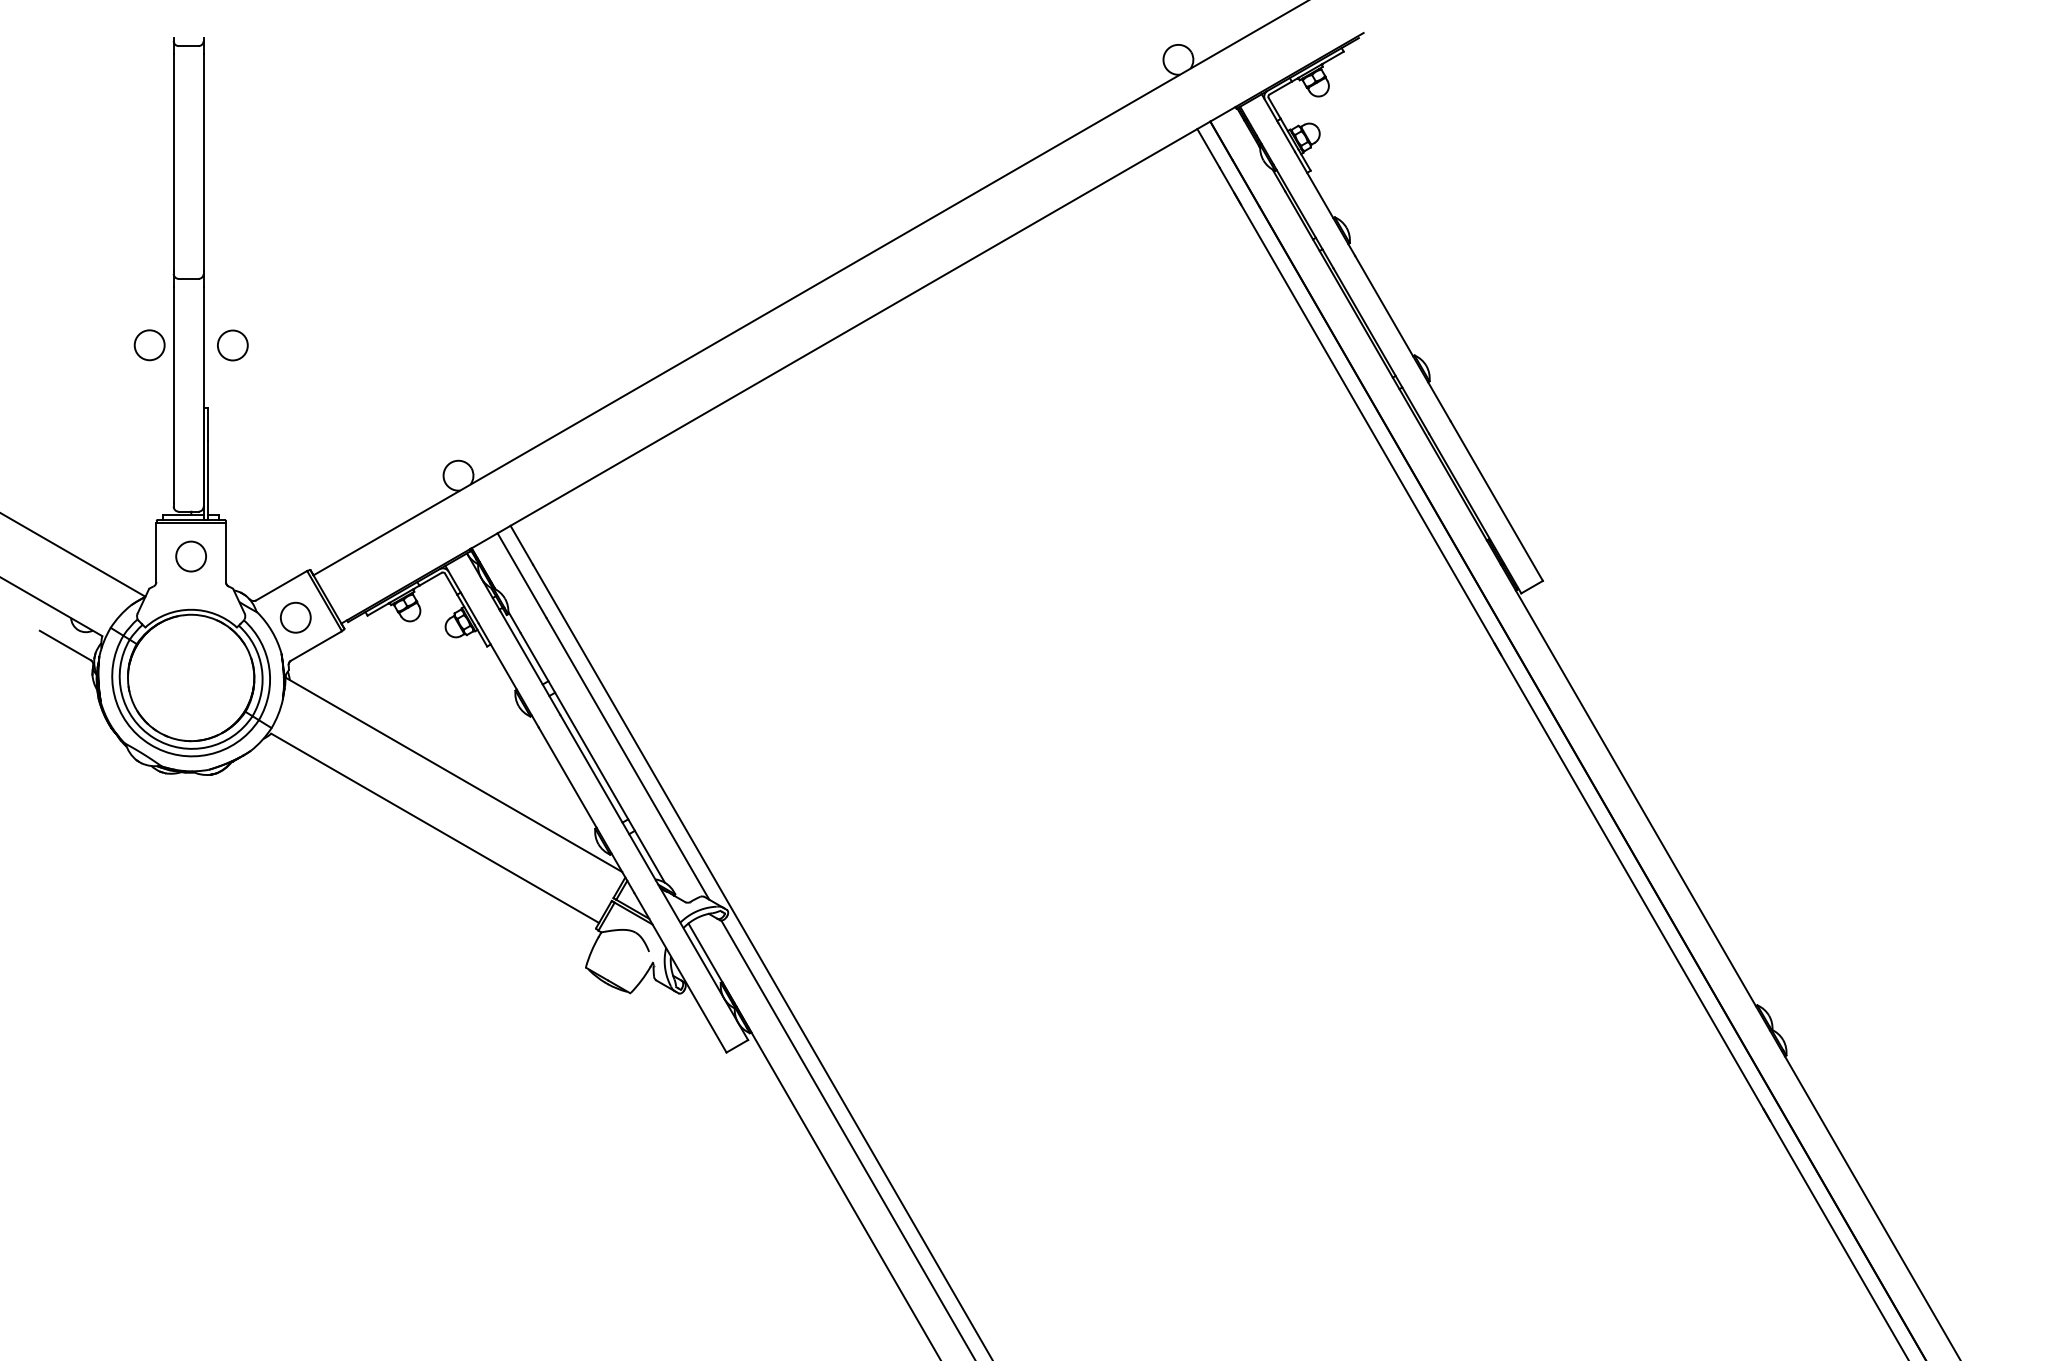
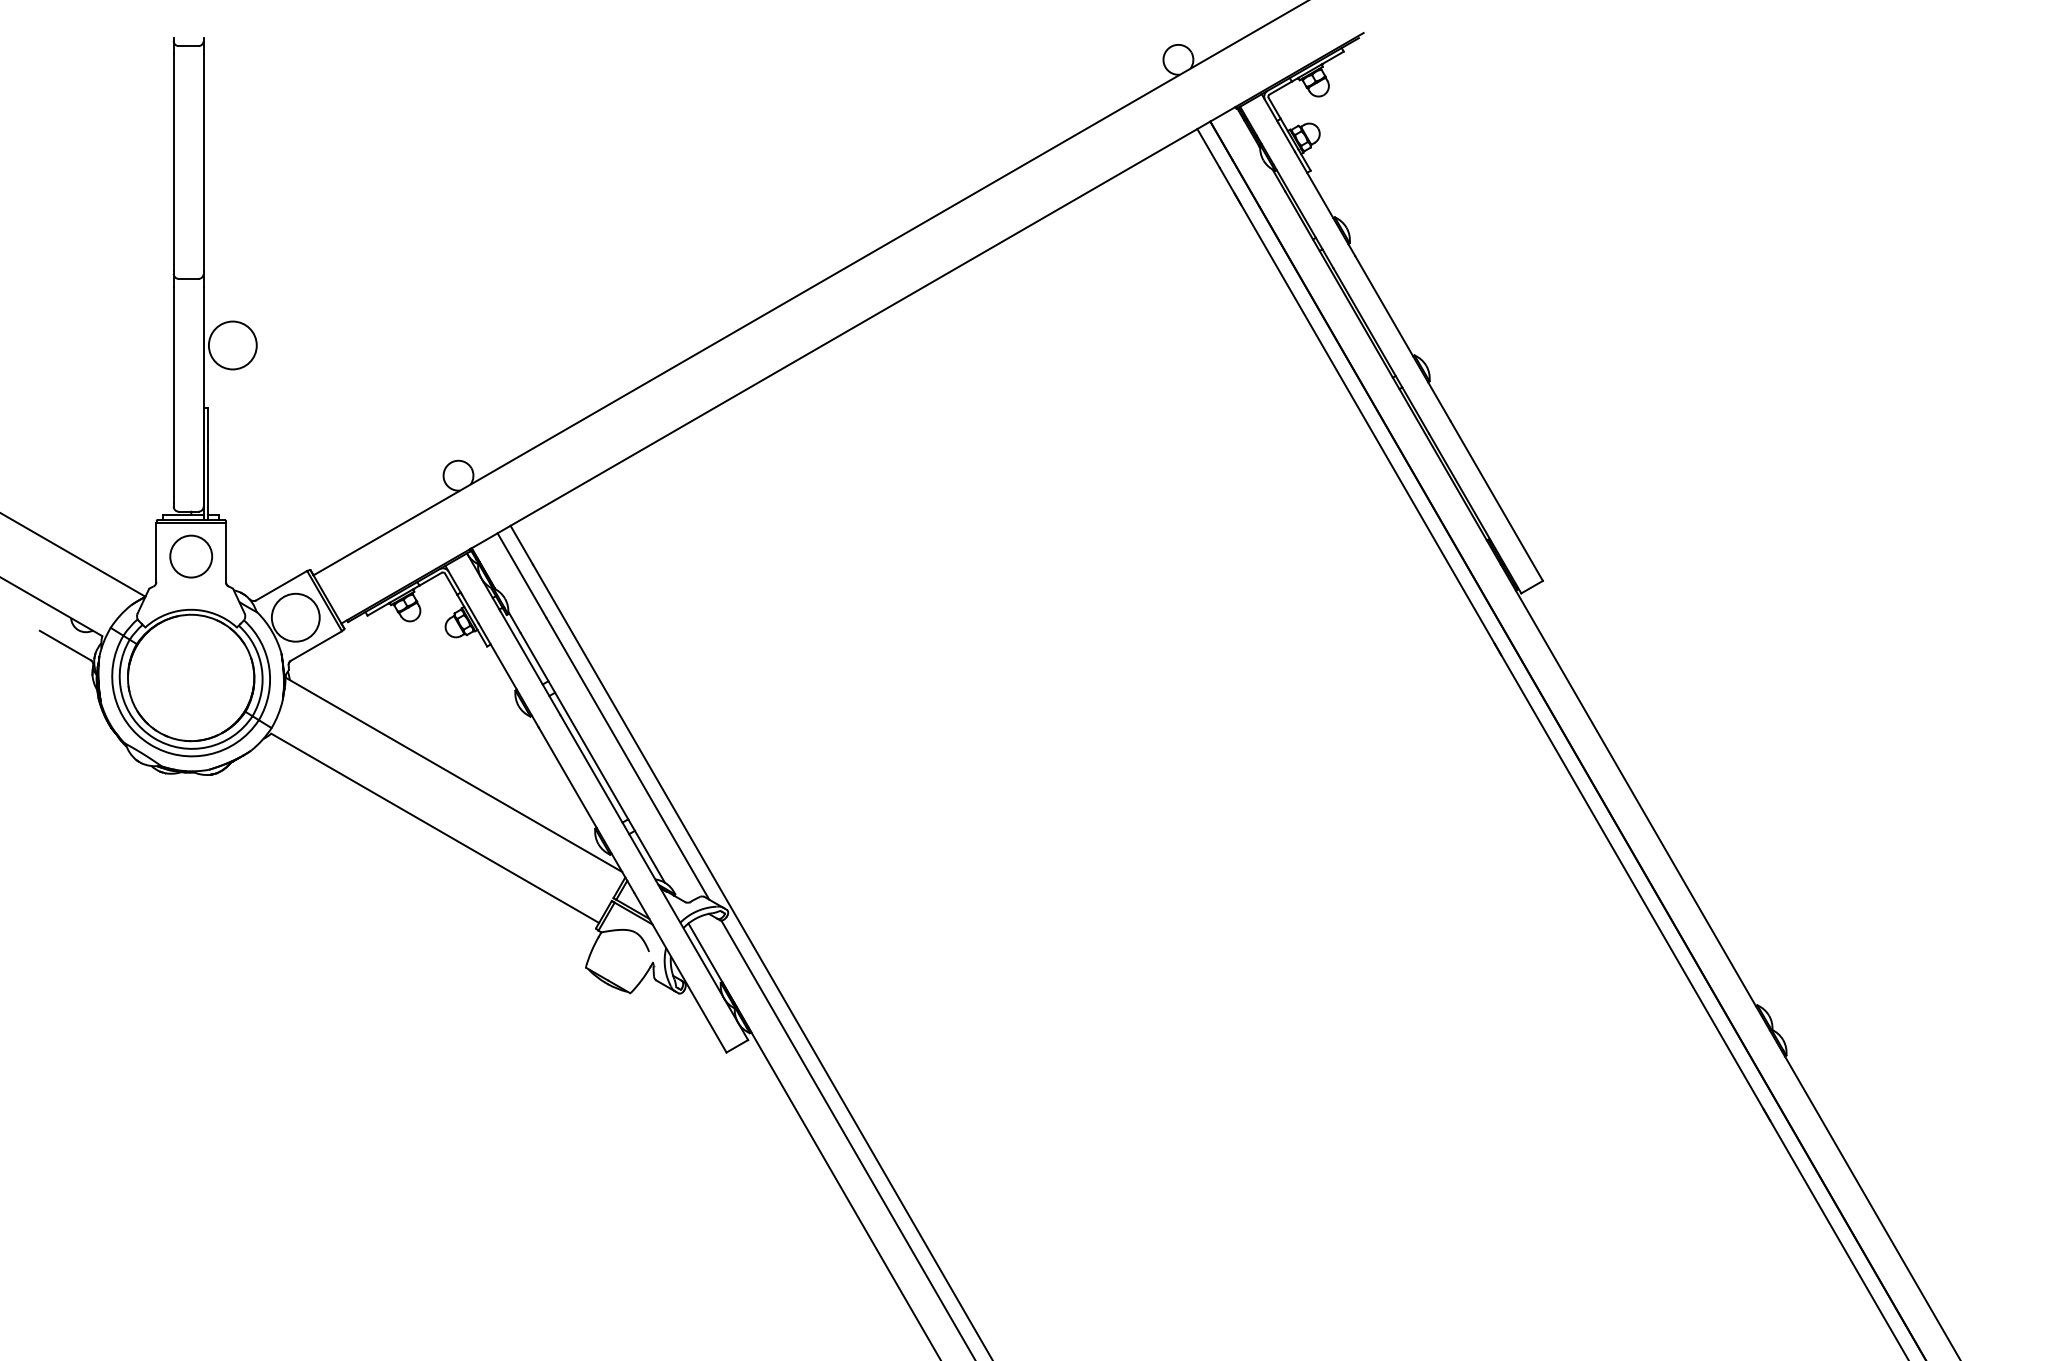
circle: present -> none (149, 345)
circle diameter: 30 px -> 48 px (232, 345)
circle size: 32x33 px -> 45x45 px (191, 556)
circle diameter: 30 px -> 48 px (295, 617)
